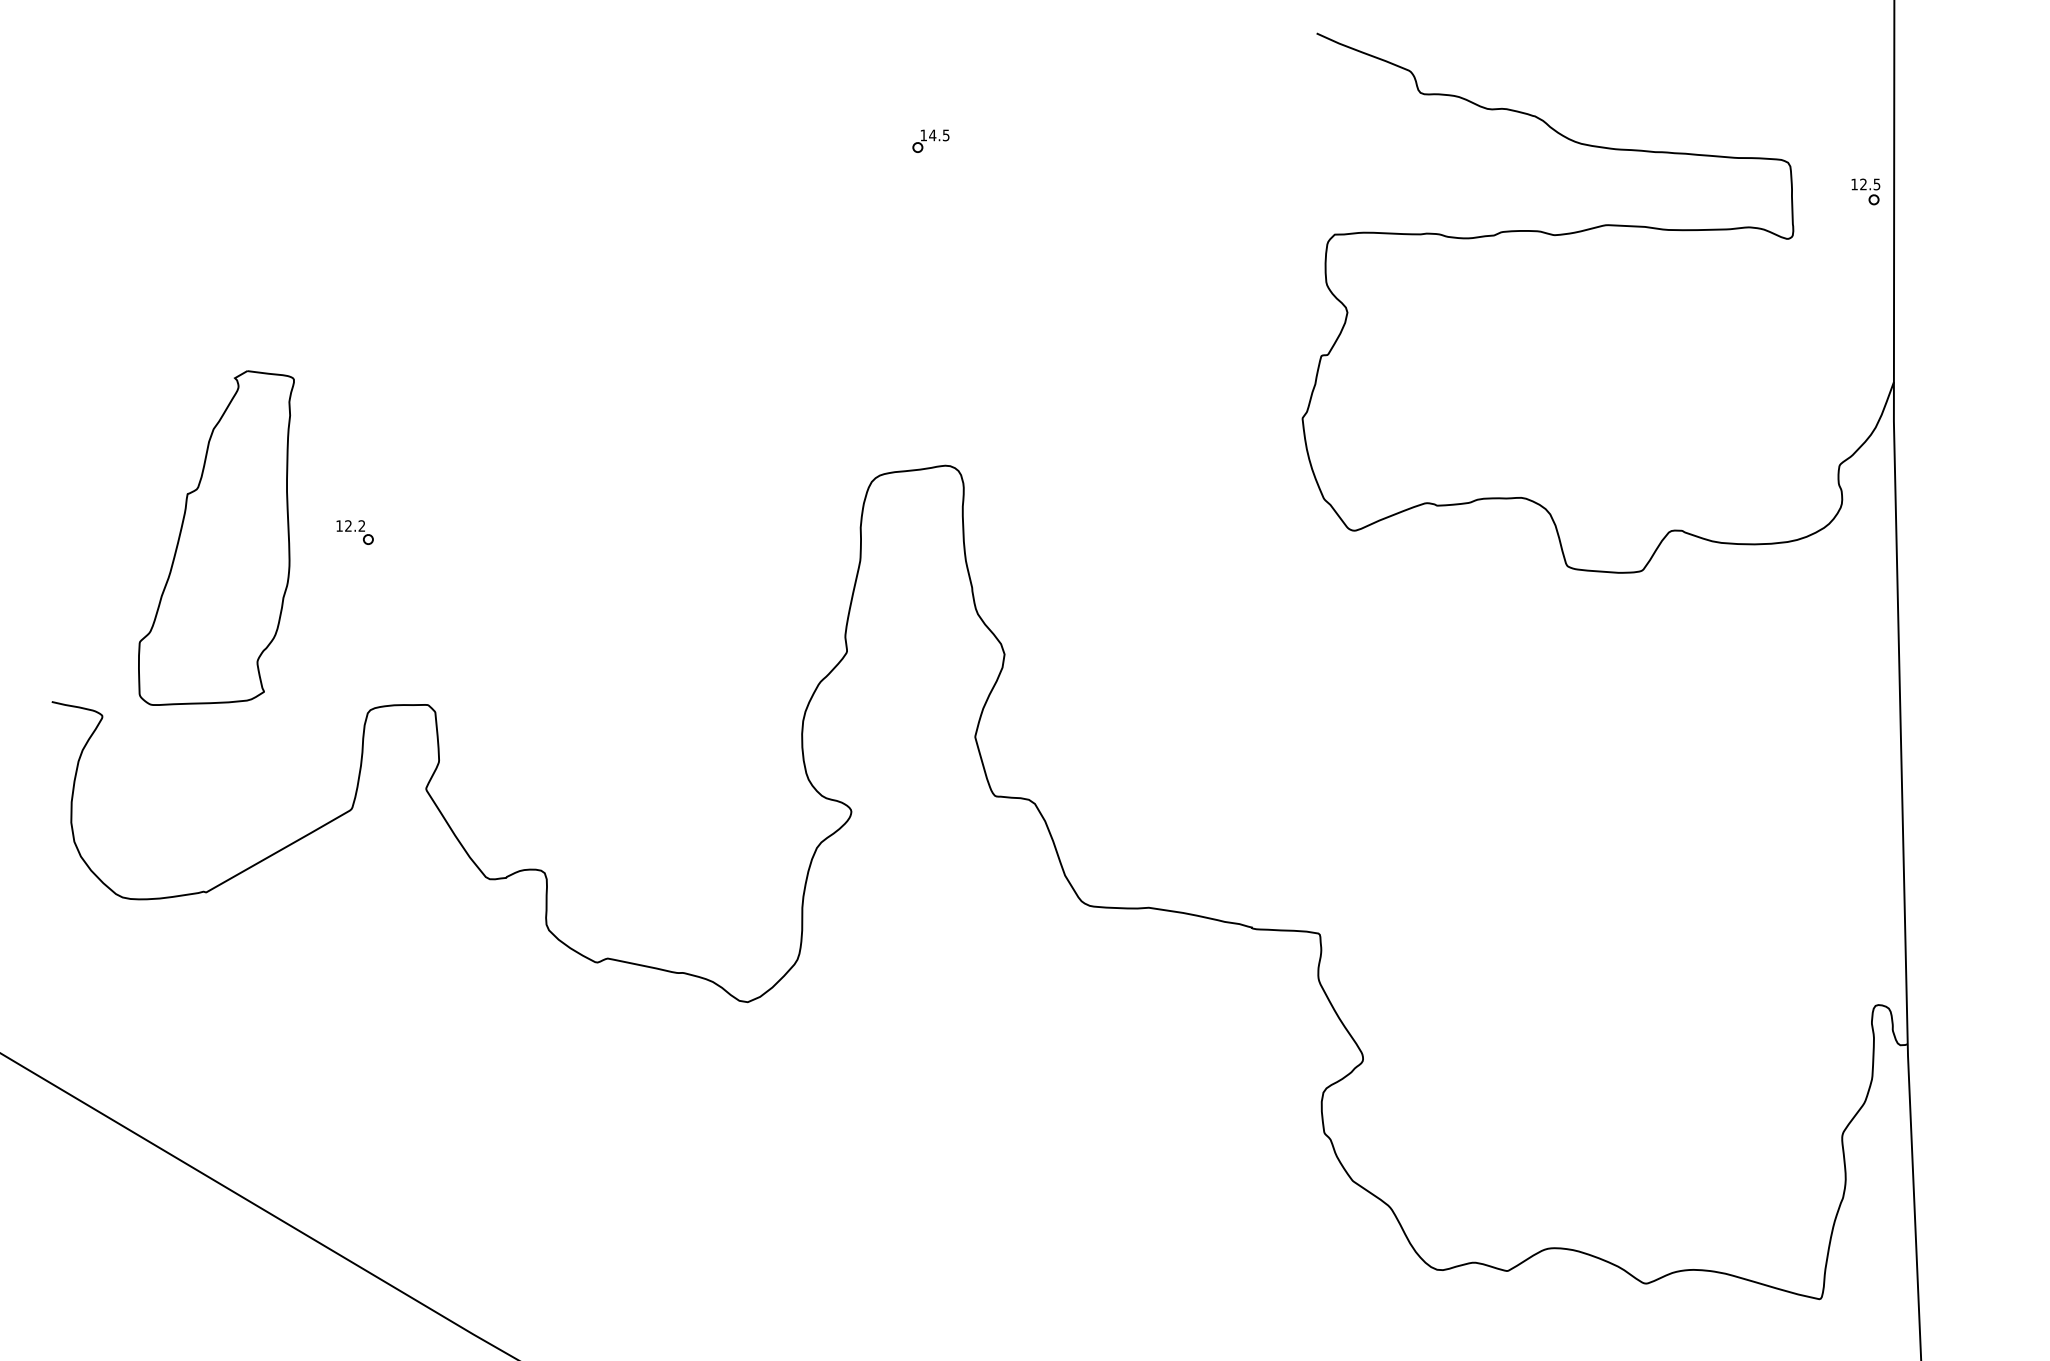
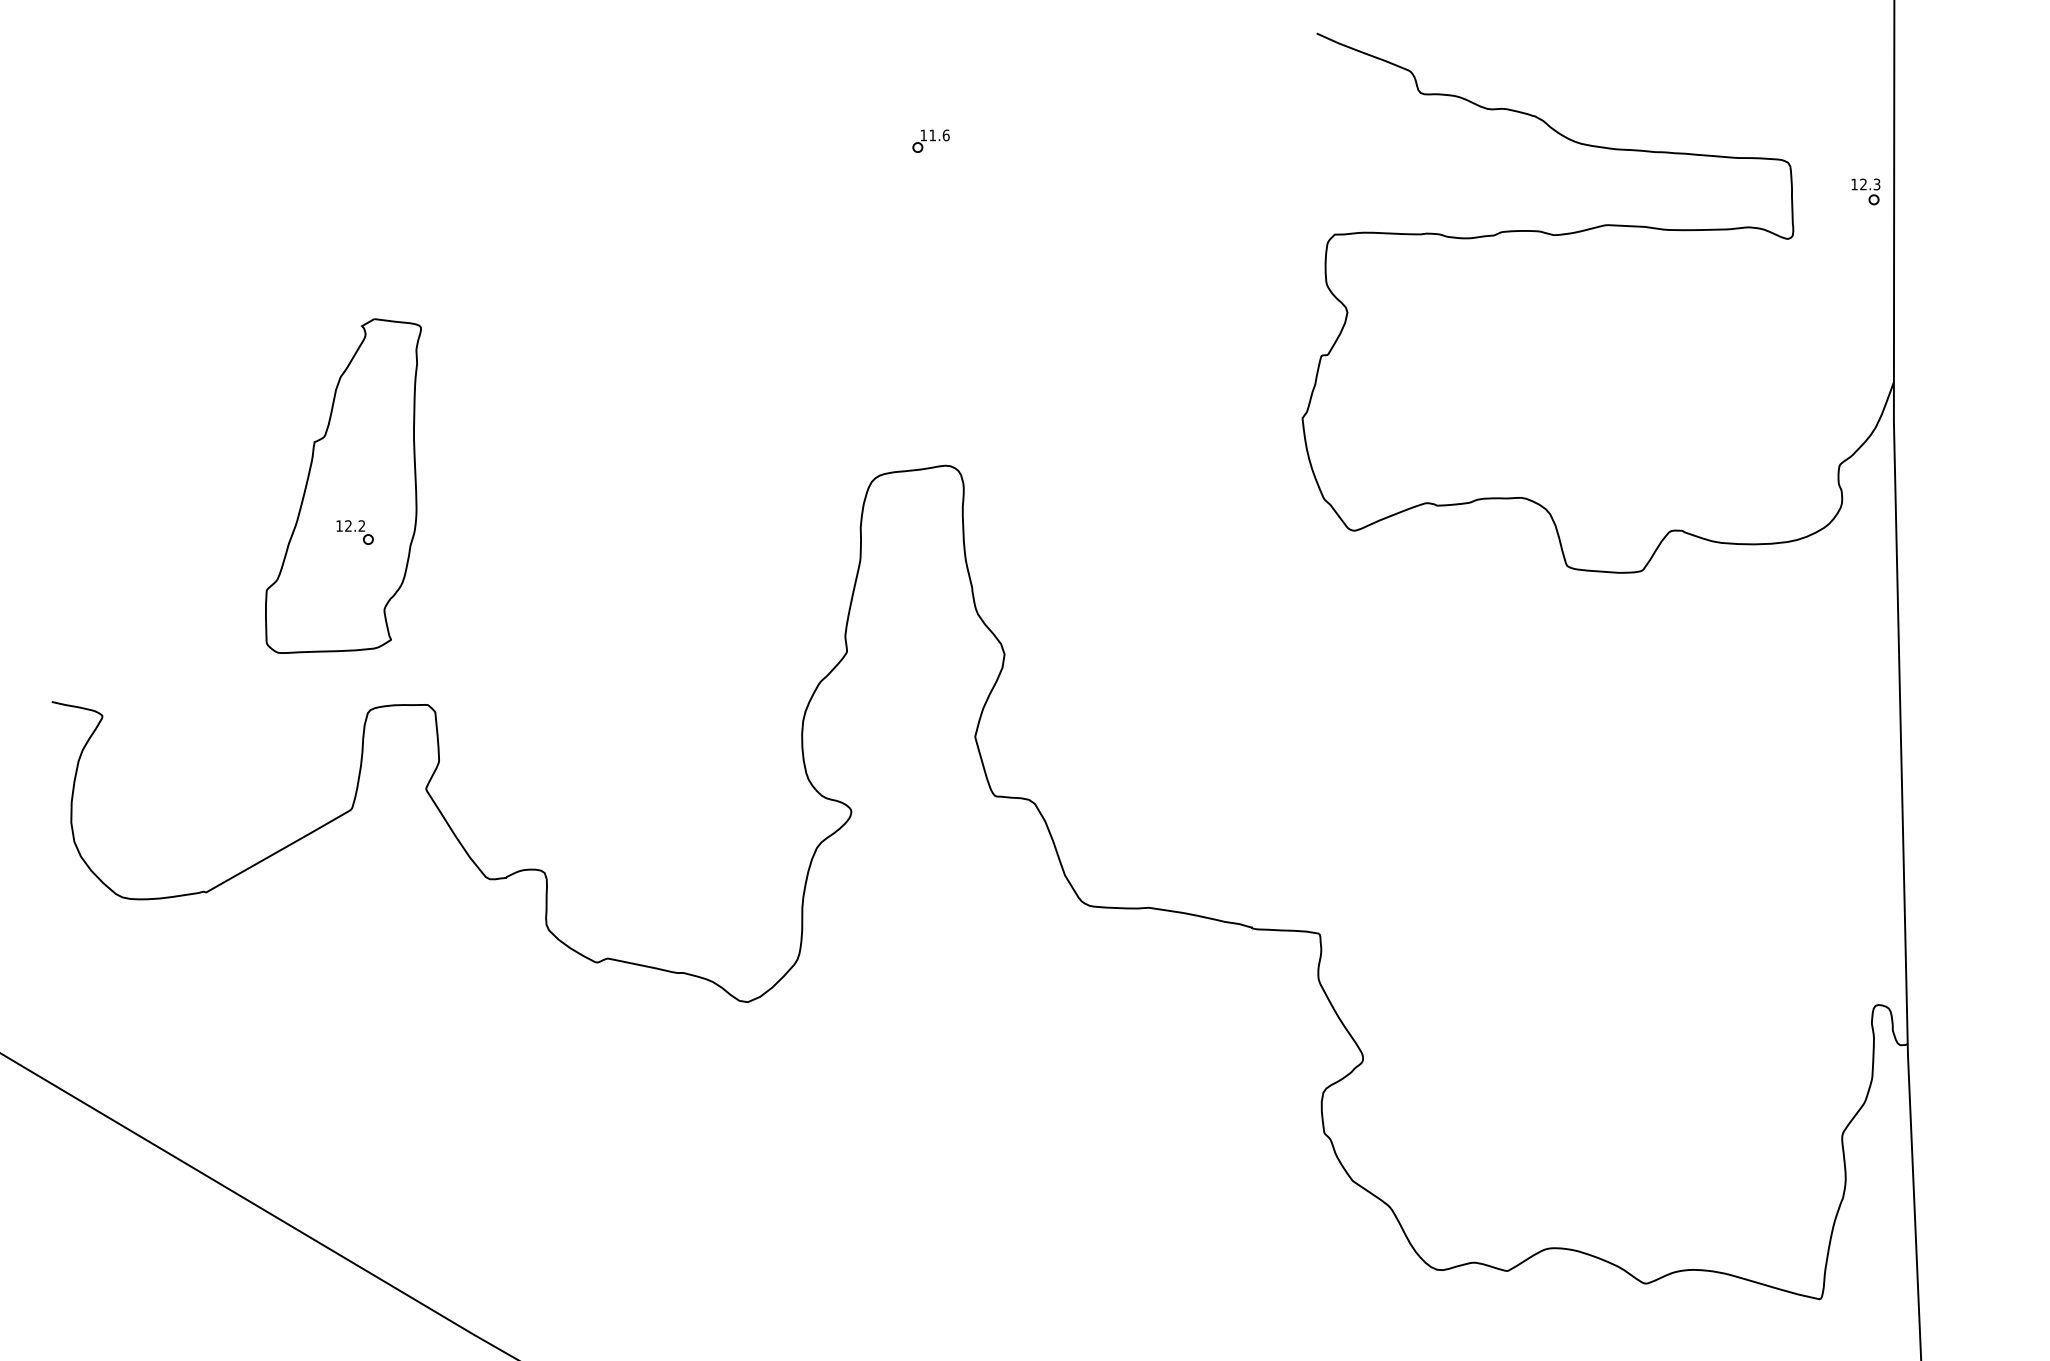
text: 14.5 -> 11.6 (939, 135)
text: 12.5 -> 12.3 (1877, 183)
part position: (216, 537) -> (343, 485) (343, 485)
